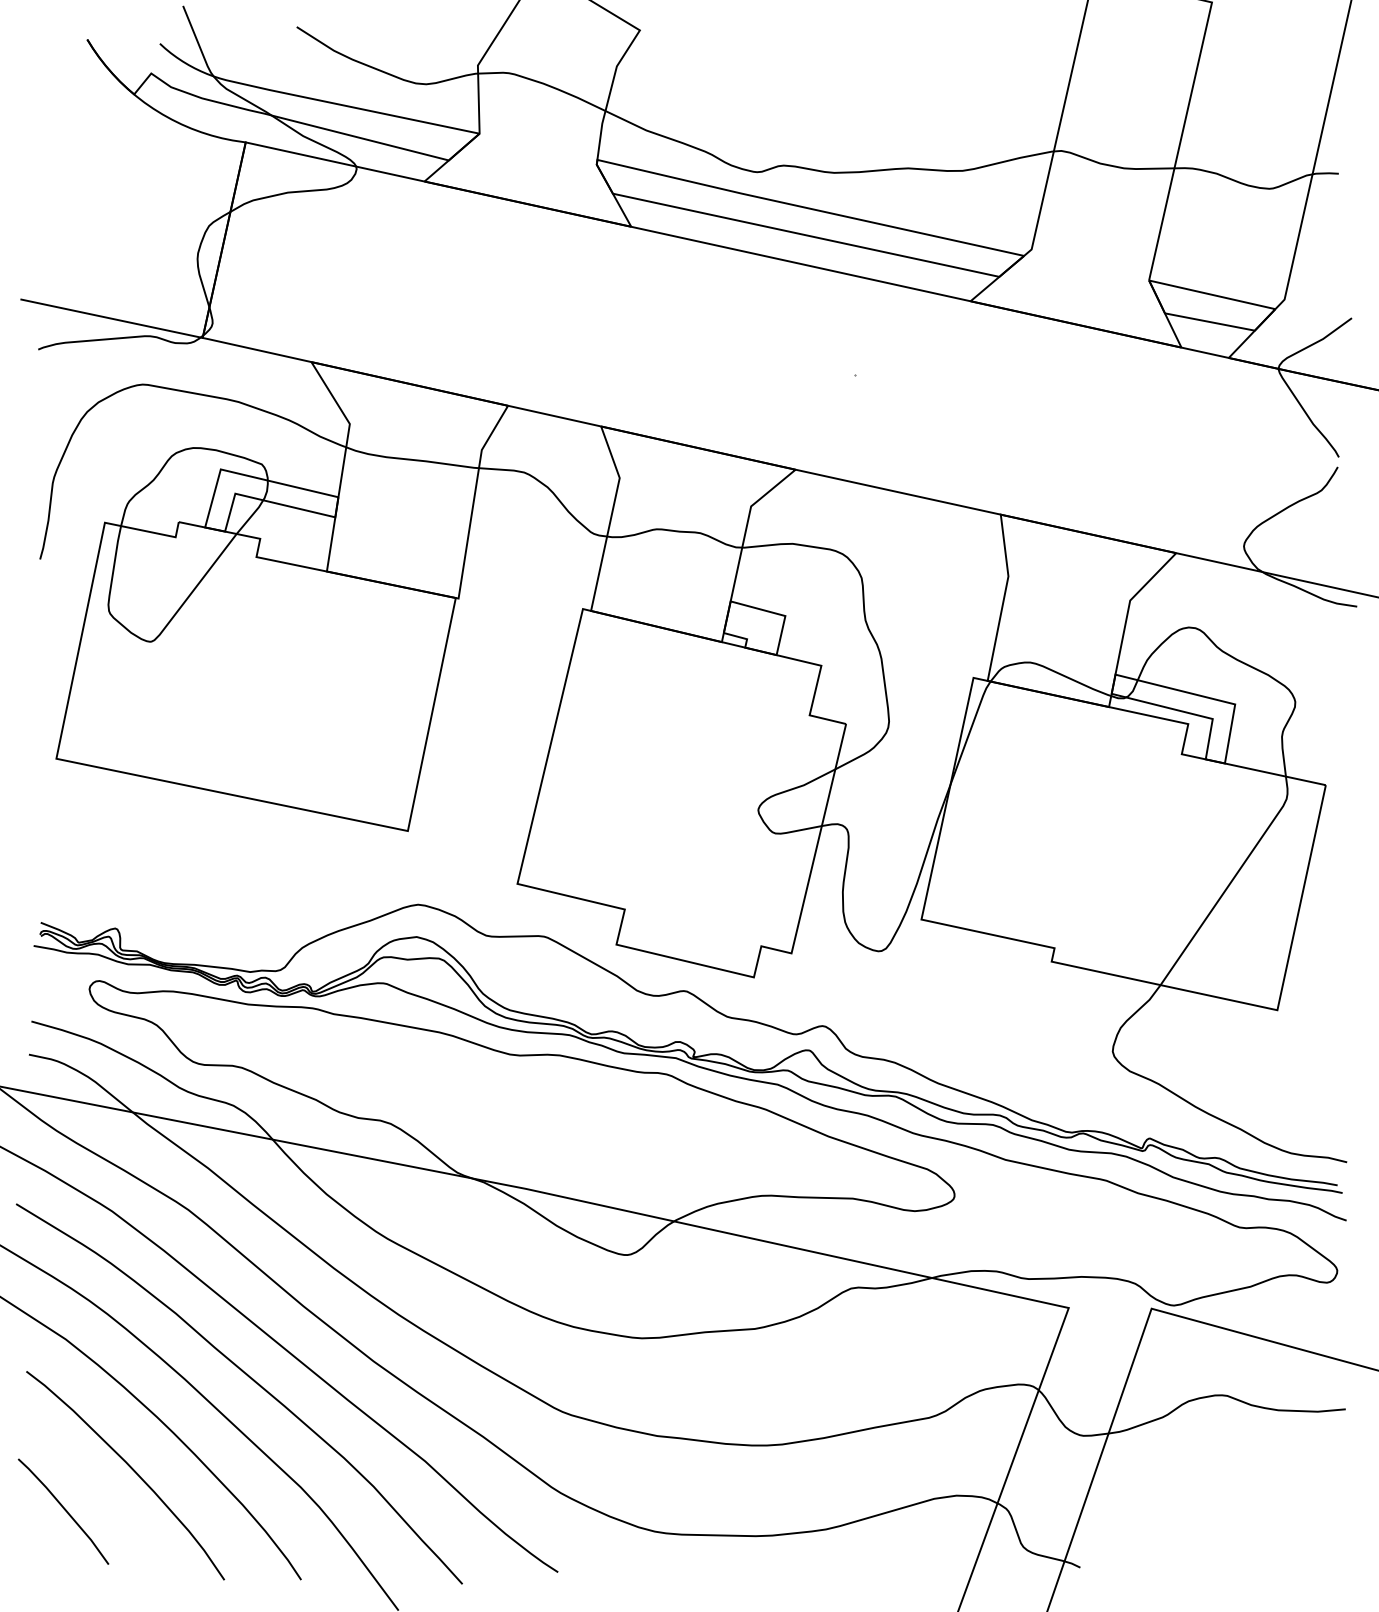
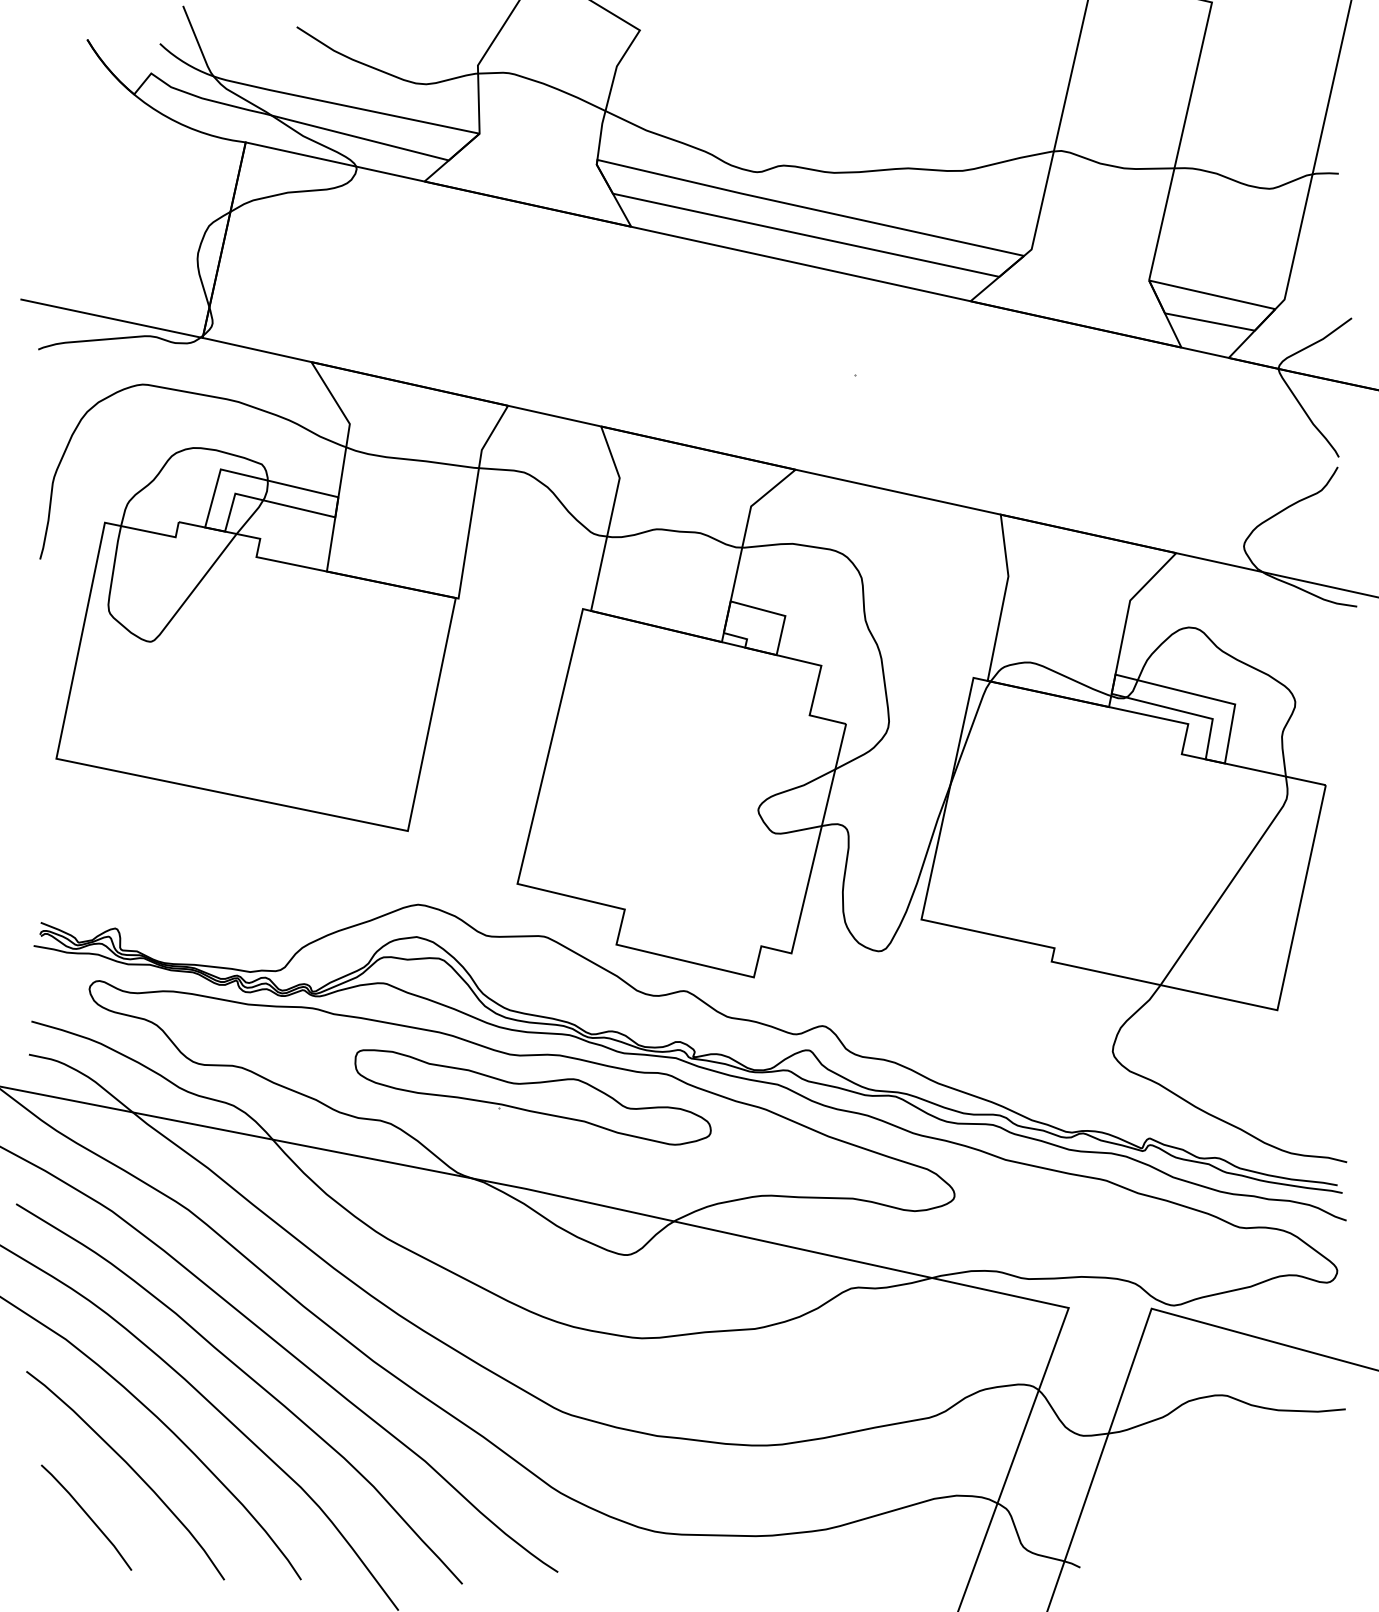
part: none -> present (532, 1097)
line position: (64, 1510) -> (87, 1516) (87, 1516)
